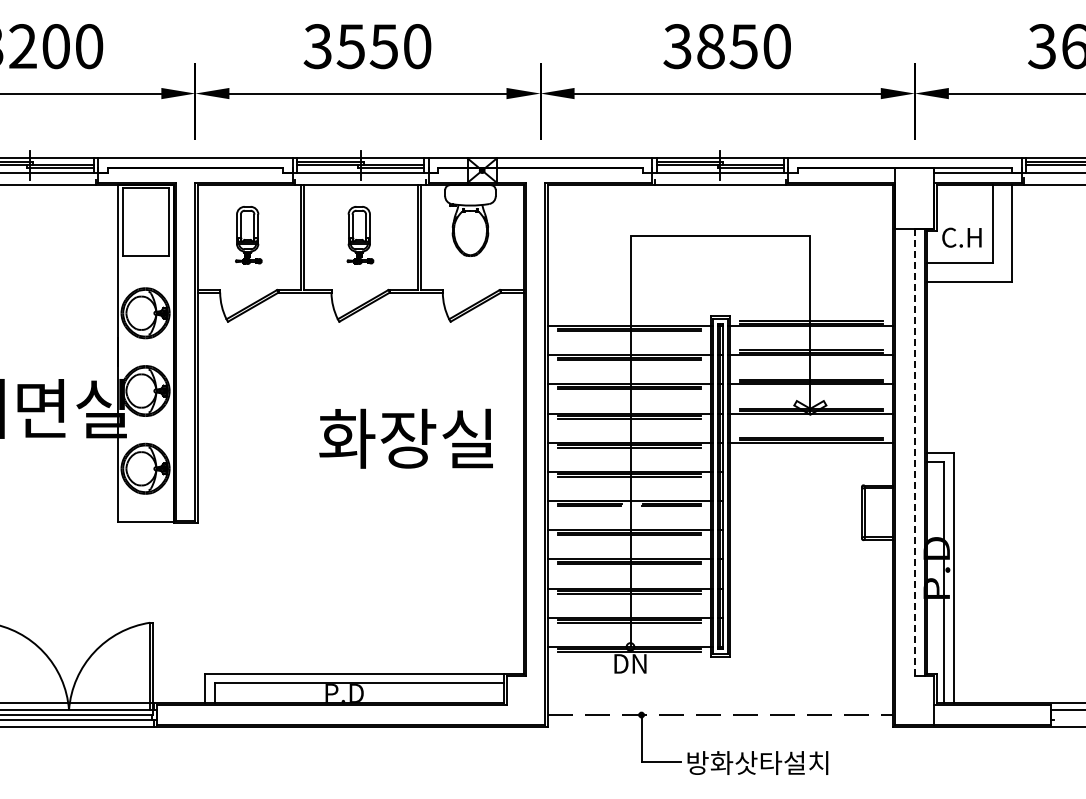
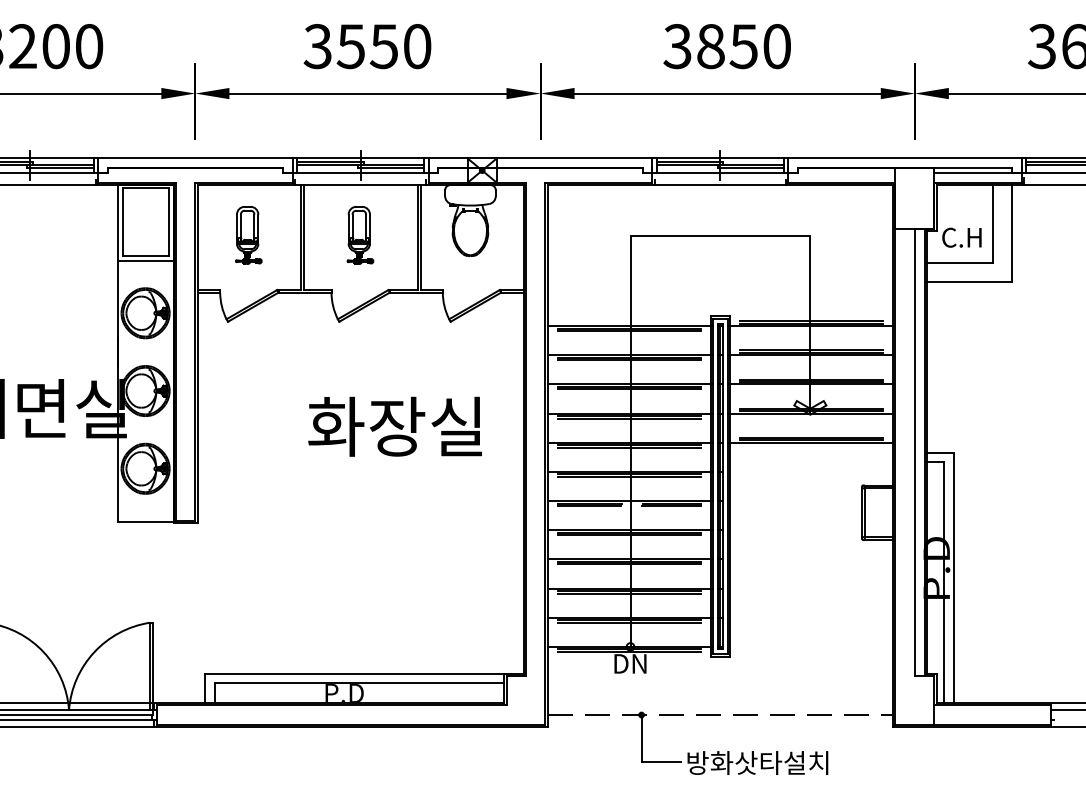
line: none -> present (145, 260)
text position: (405, 438) -> (394, 426) (394, 426)
line: dashed -> solid (914, 452)
